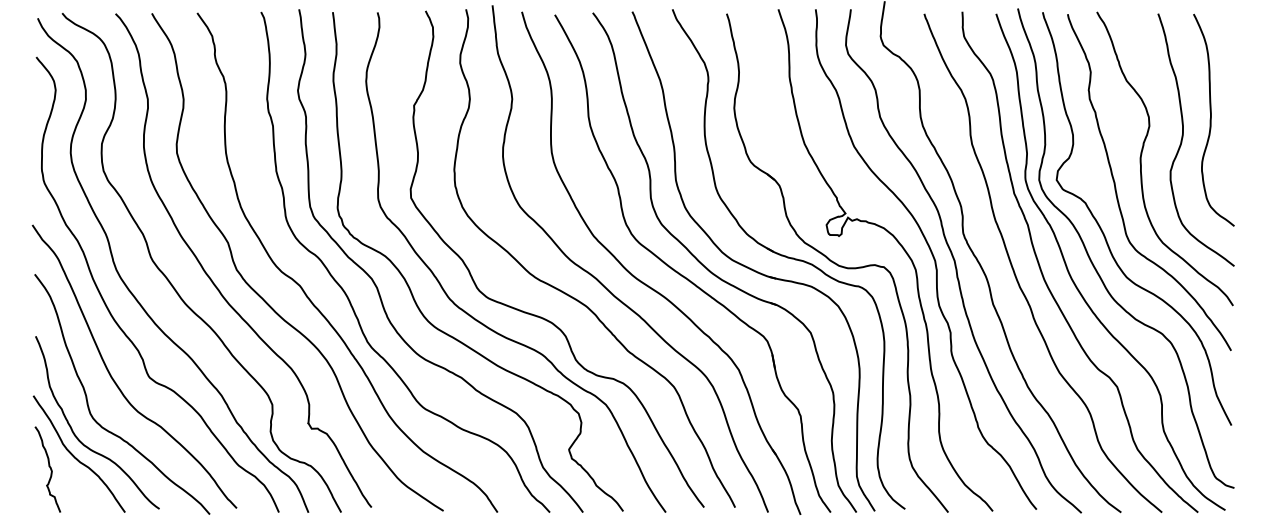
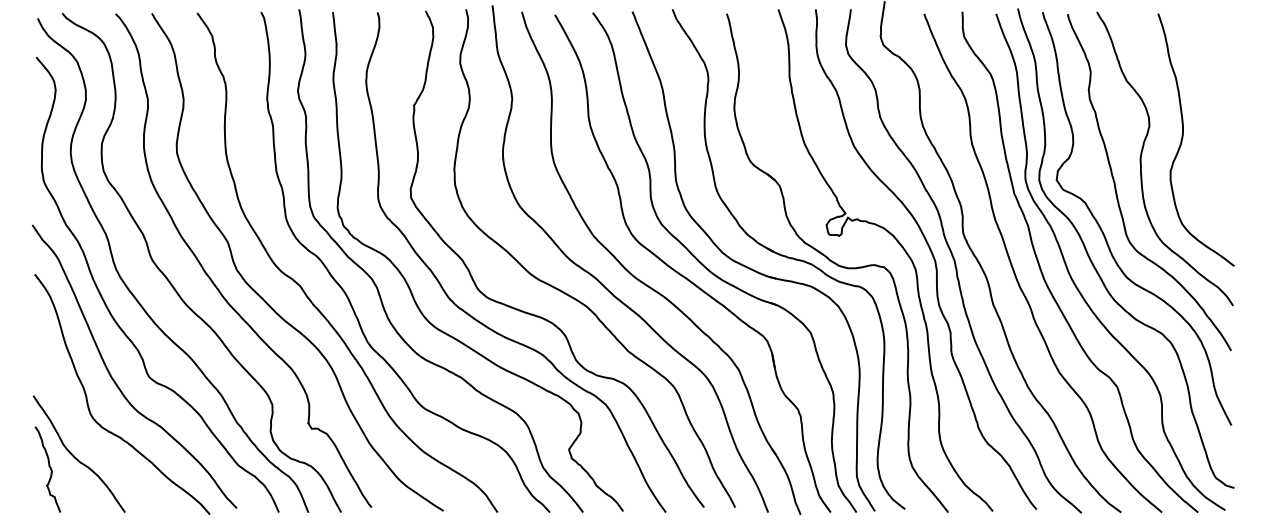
curve: present -> none (1211, 119)
curve: present -> none (77, 436)
